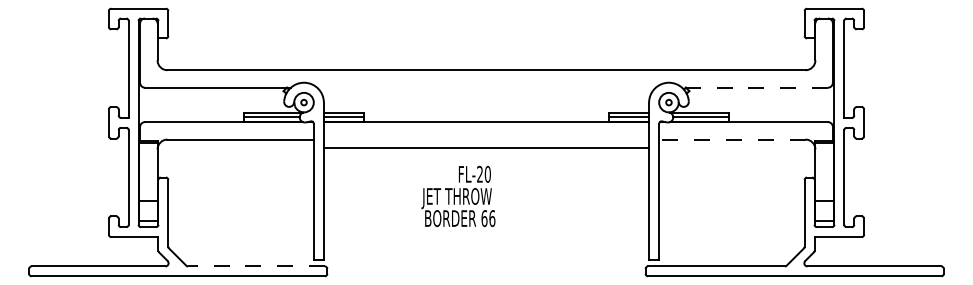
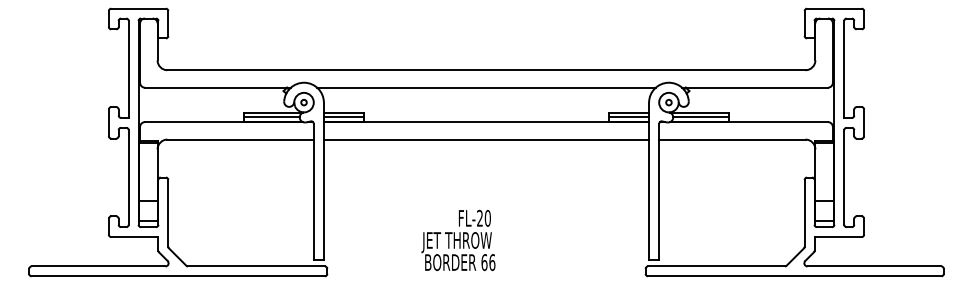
line: none -> present (486, 87)
line: dashed -> solid (755, 87)
line: dashed -> solid (731, 139)
line position: (486, 147) -> (486, 139) (486, 139)
text position: (458, 196) -> (458, 240) (458, 240)
line: dashed -> solid (256, 266)
